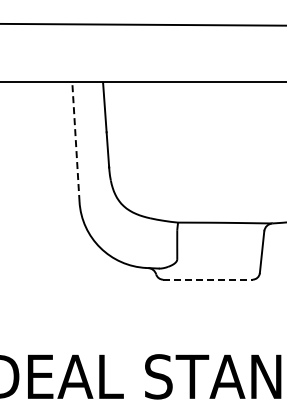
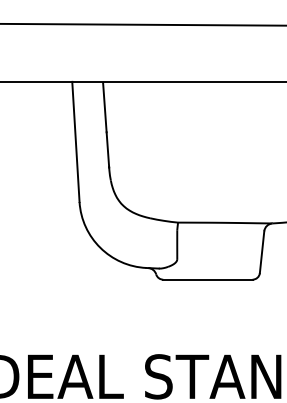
line: dashed -> solid (75, 141)
line: dashed -> solid (207, 279)
